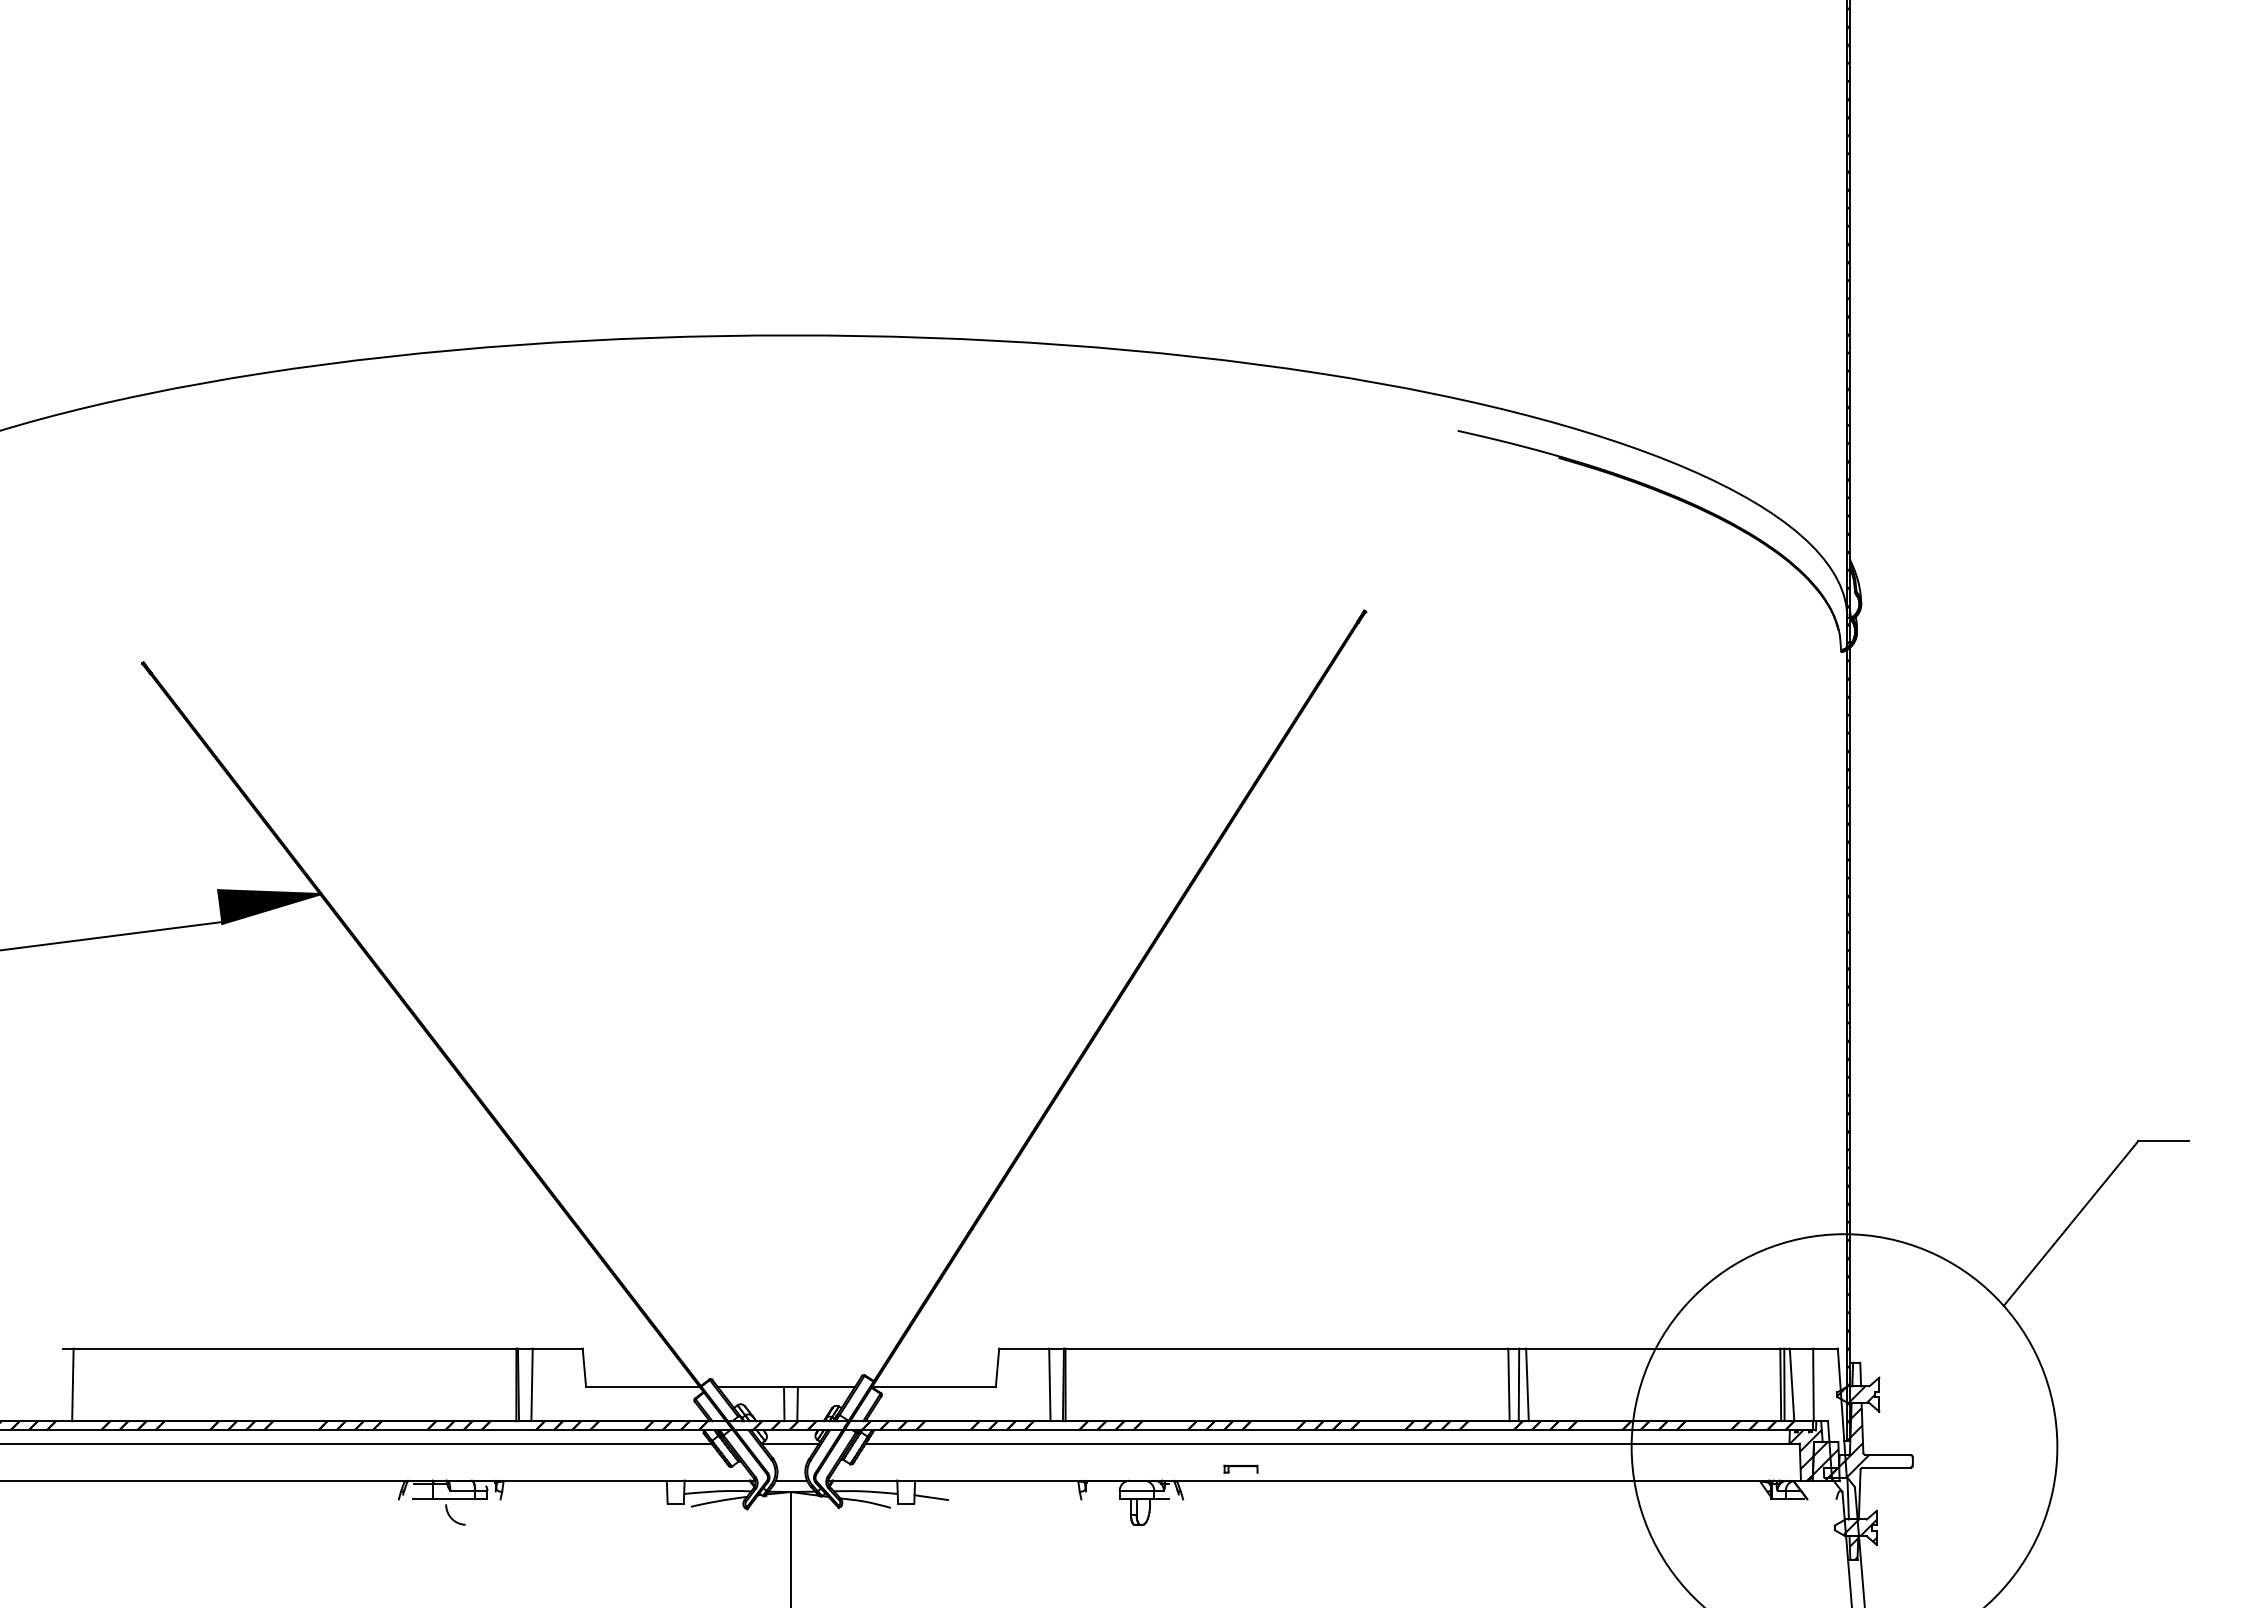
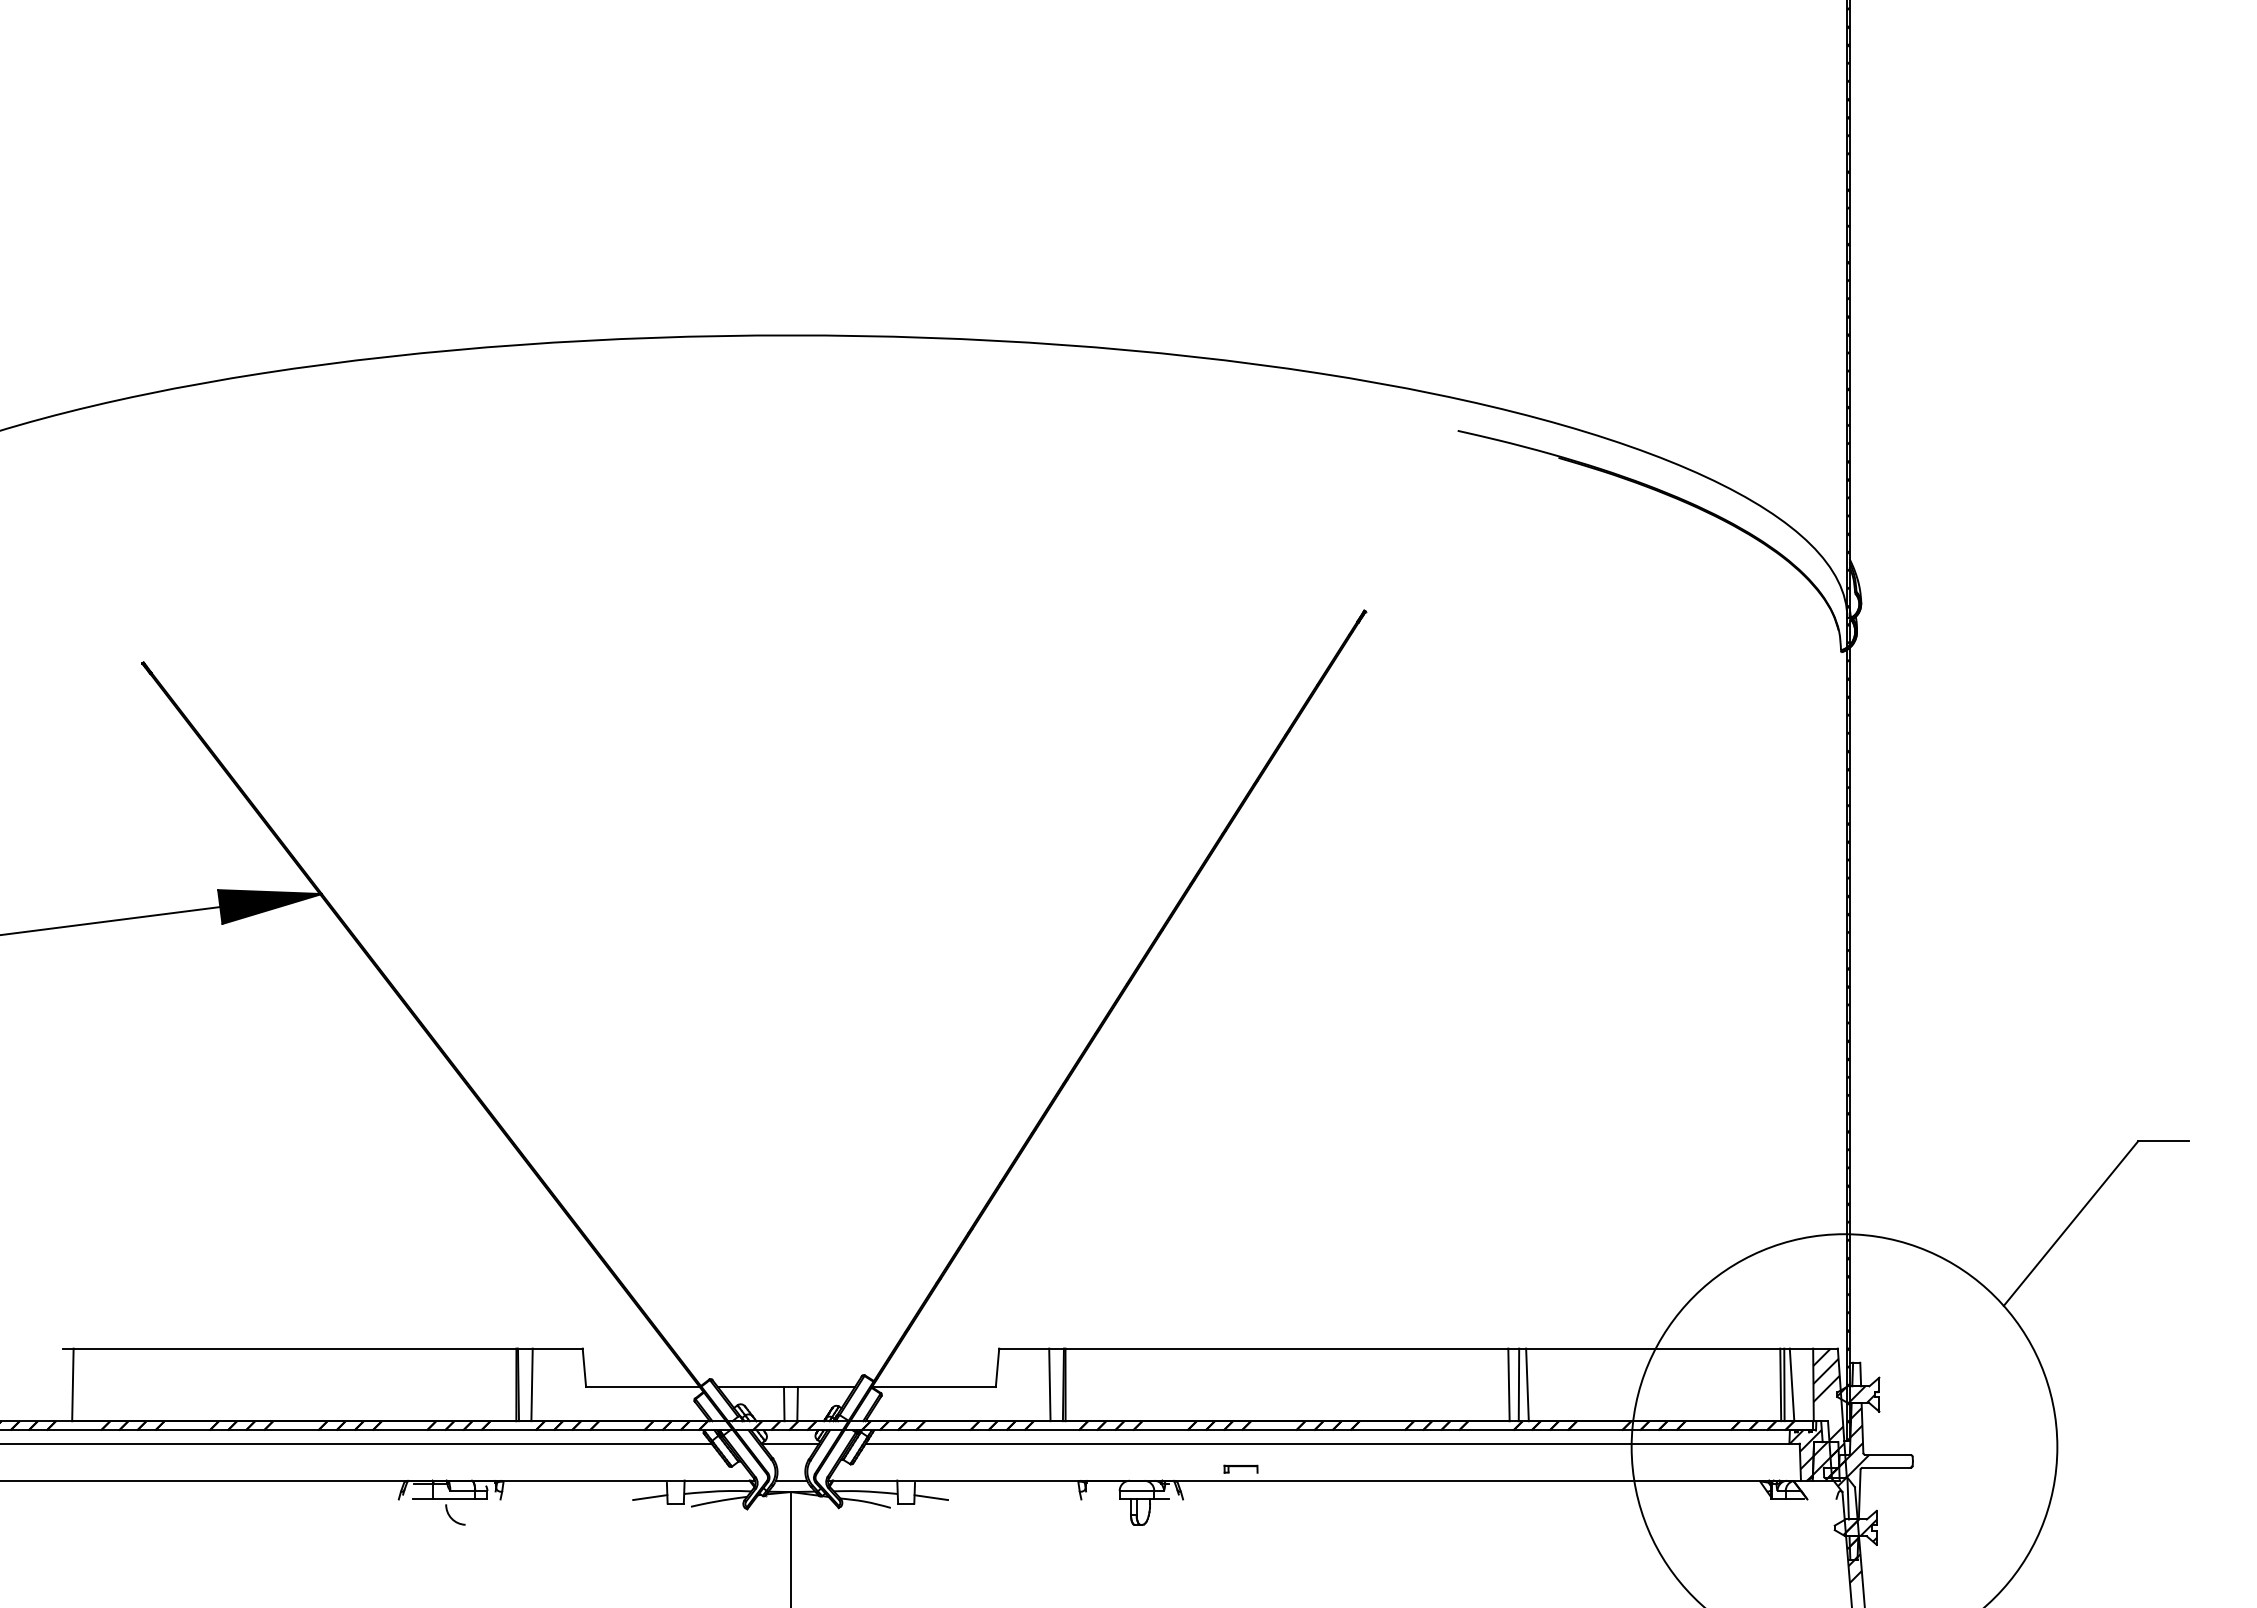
line position: (112, 936) -> (111, 920) (111, 920)
hatch: none -> present (1837, 1465)
line: none -> present (650, 1497)
